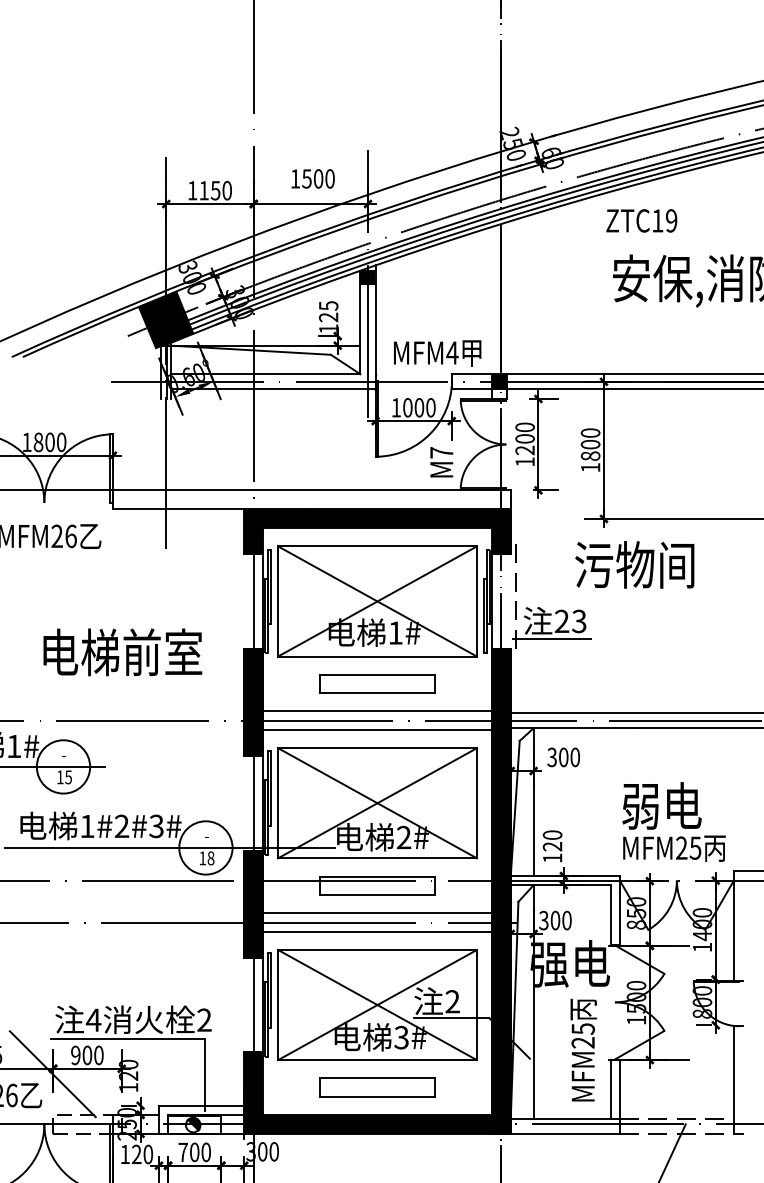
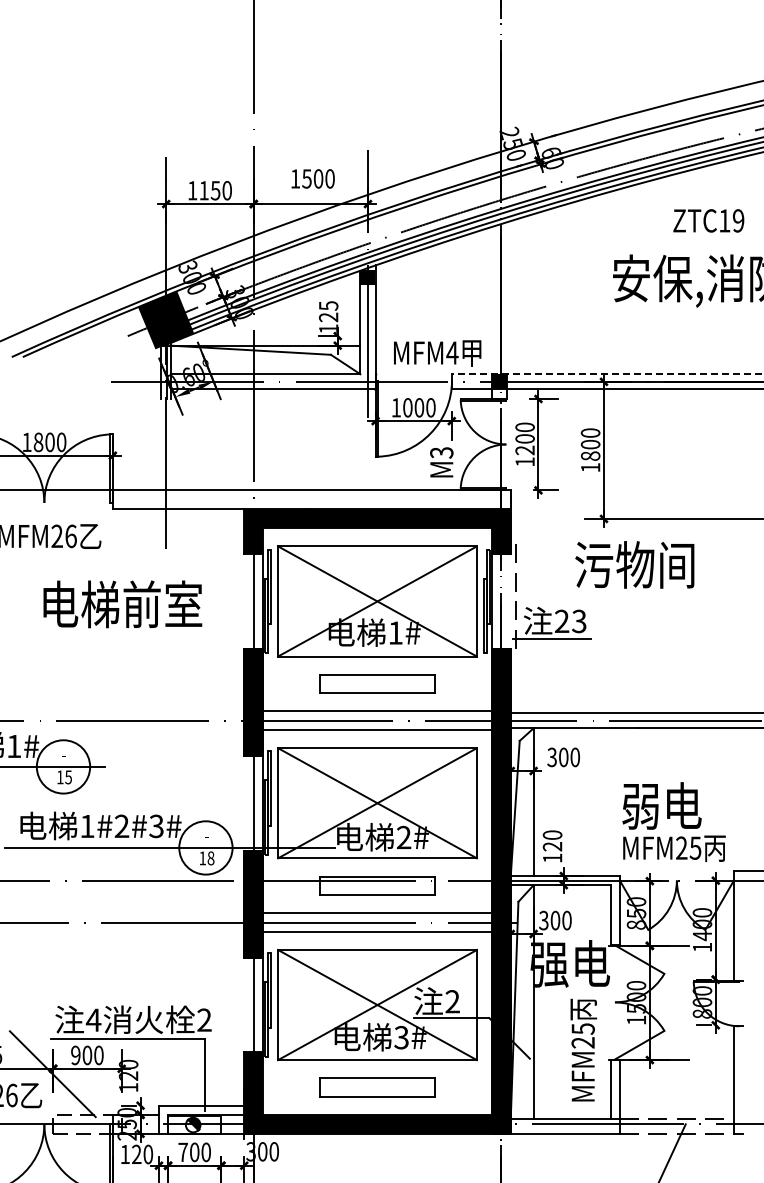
text position: (641, 220) -> (708, 220) (708, 220)
line: solid -> dashed (607, 374)
text: M7 -> M3 (441, 452)
text position: (122, 652) -> (122, 604) (122, 604)
